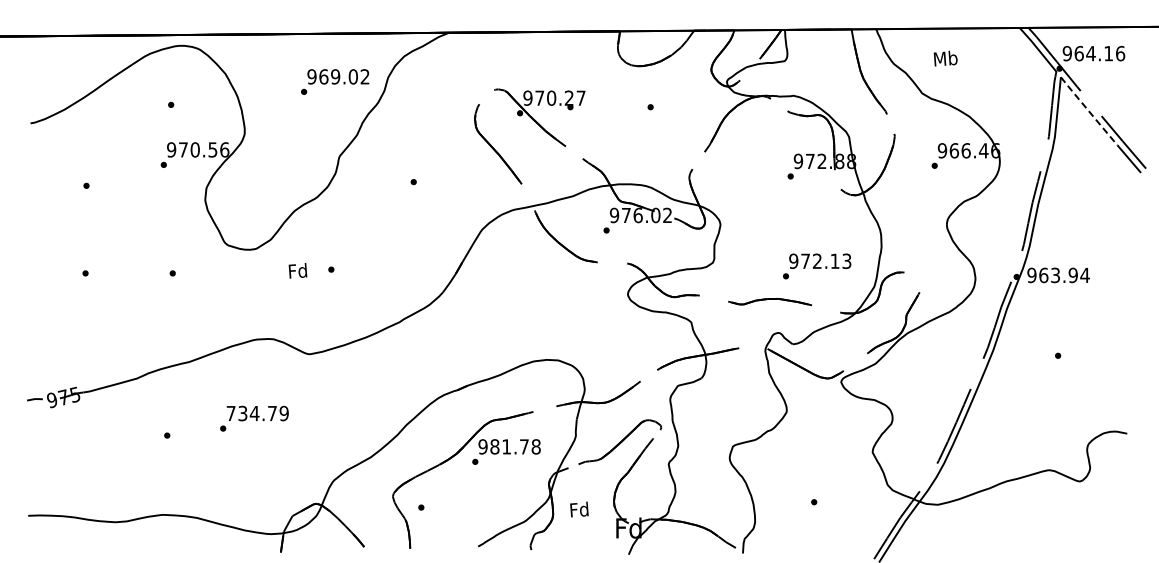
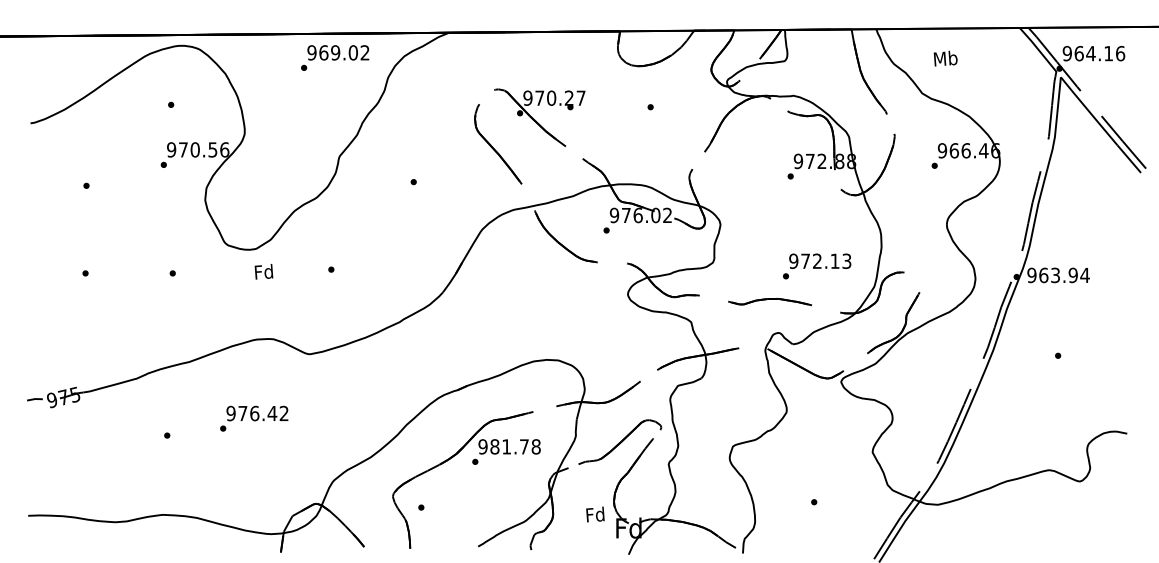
text position: (335, 81) -> (335, 57) (335, 57)
line: dashed -> solid (1089, 111)
text position: (297, 270) -> (263, 271) (263, 271)
text: 734.79 -> 976.42 (257, 413)
text position: (579, 509) -> (595, 514) (595, 514)
